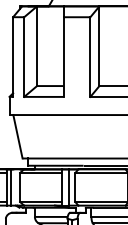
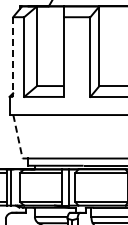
line: solid -> dashed (13, 57)
line: solid -> dashed (18, 137)
